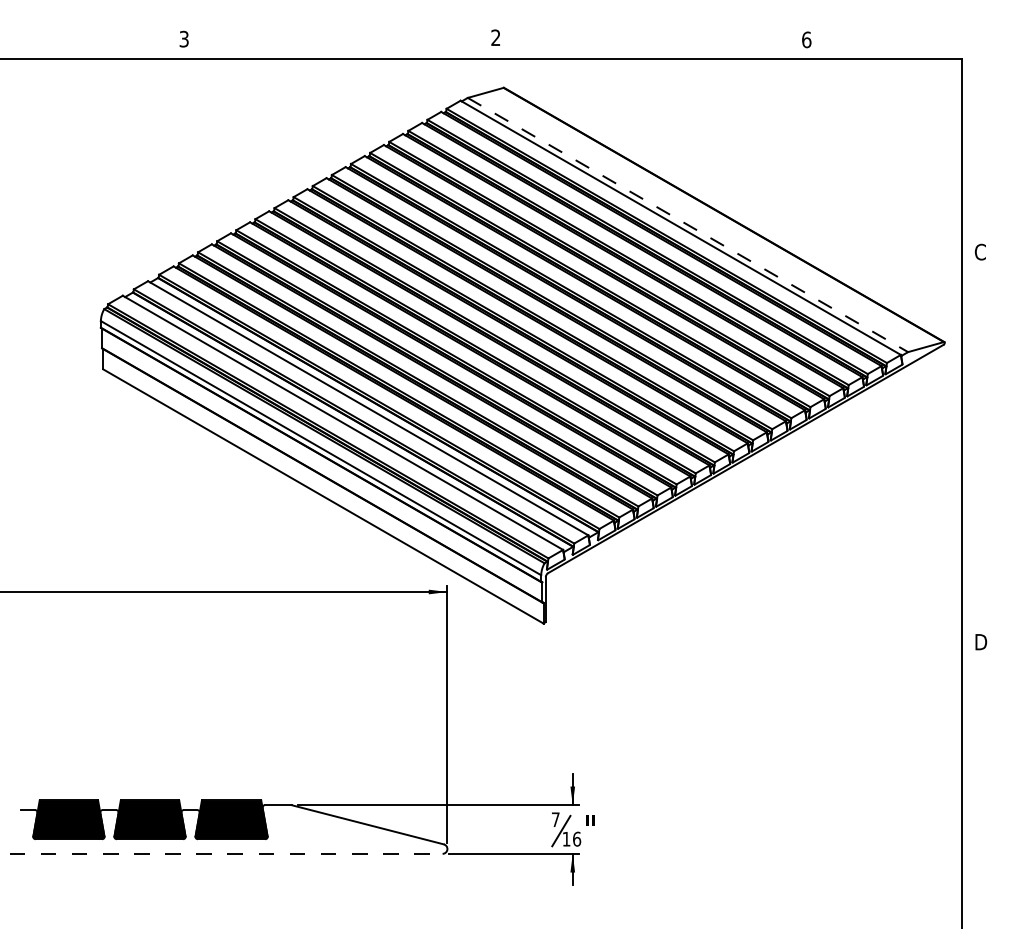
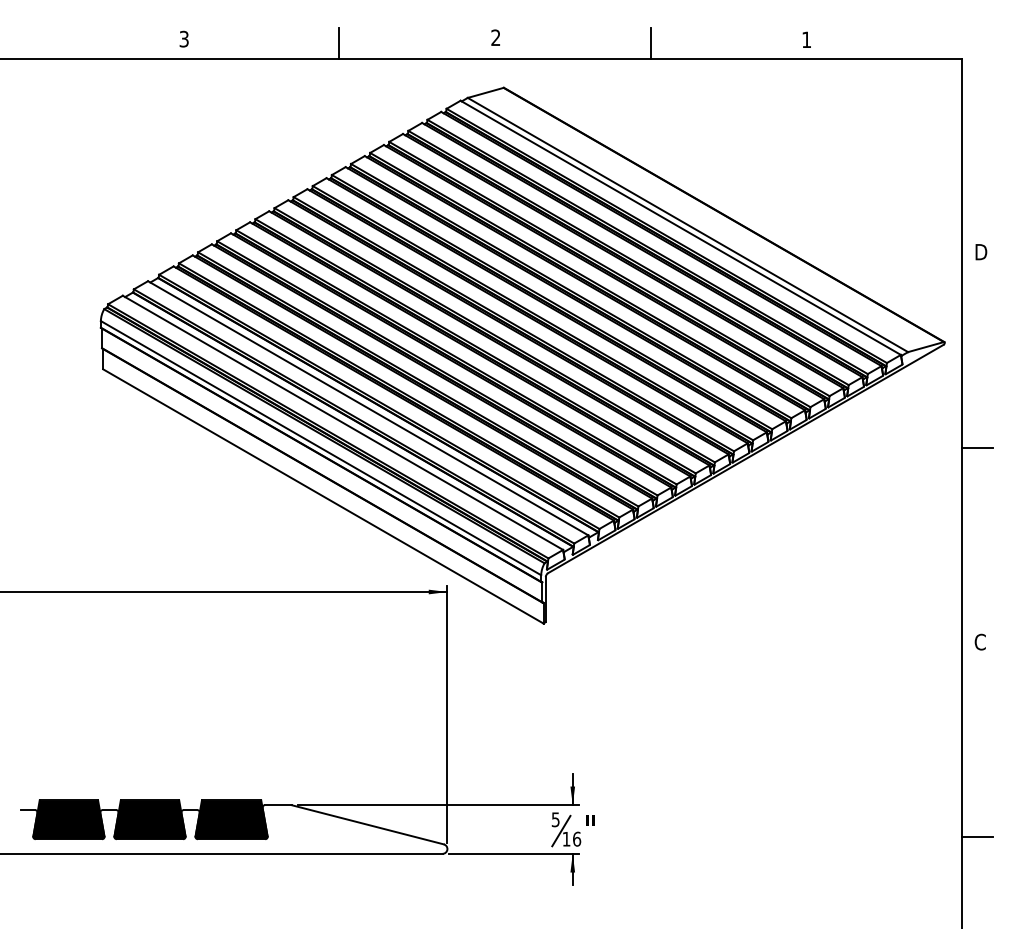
text: 6 -> 1 (806, 39)
line: none -> present (339, 42)
line: none -> present (650, 42)
line: dashed -> solid (688, 225)
text: C -> D (980, 251)
line: none -> present (977, 448)
text: D -> C (980, 641)
text: 7 -> 5 (555, 819)
line: none -> present (977, 837)
line: dashed -> solid (221, 853)
